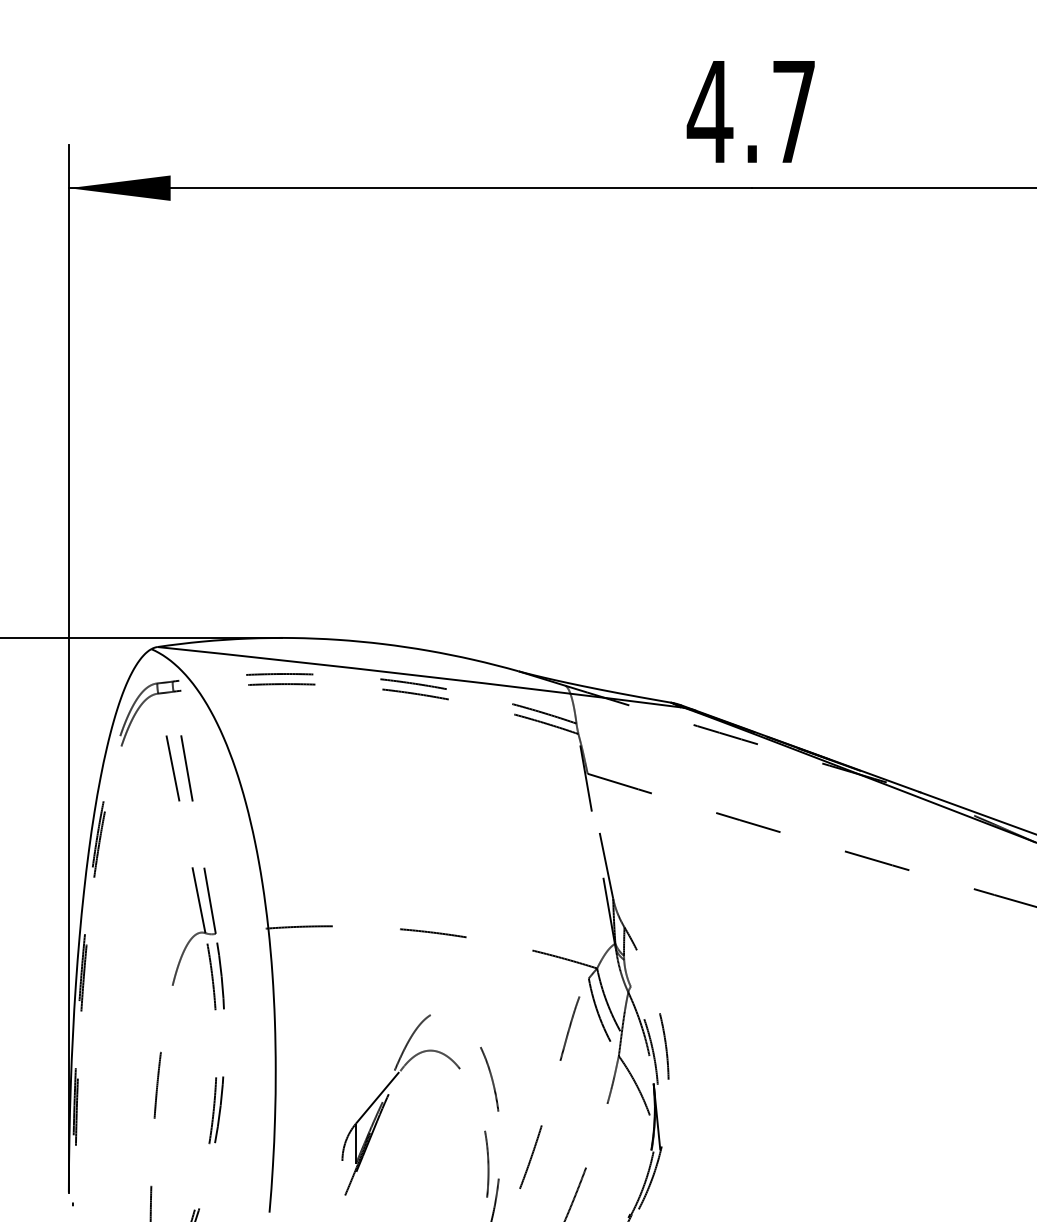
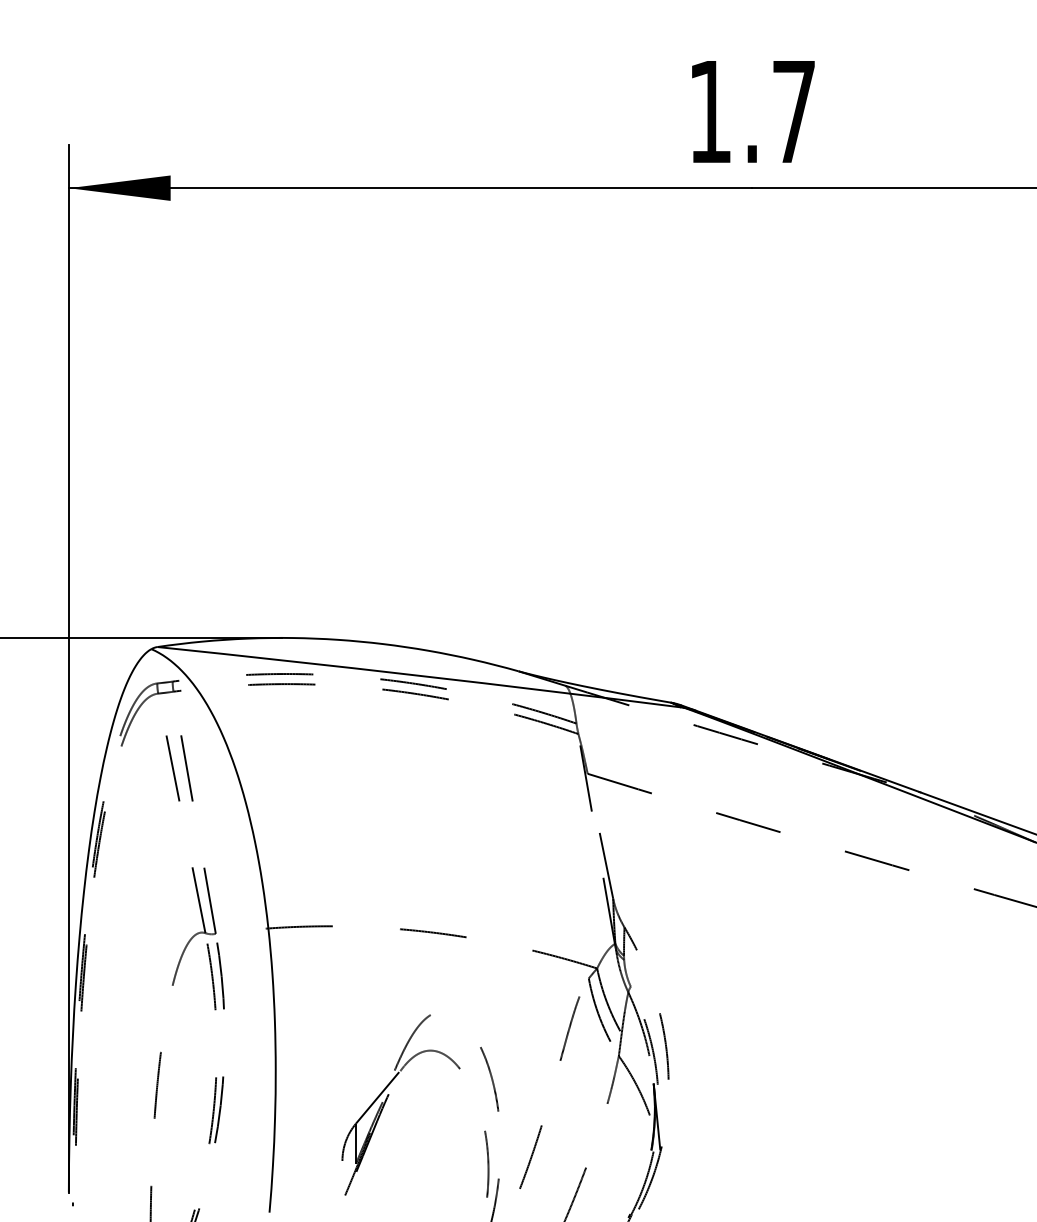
text: 4.7 -> 1.7 (709, 111)
